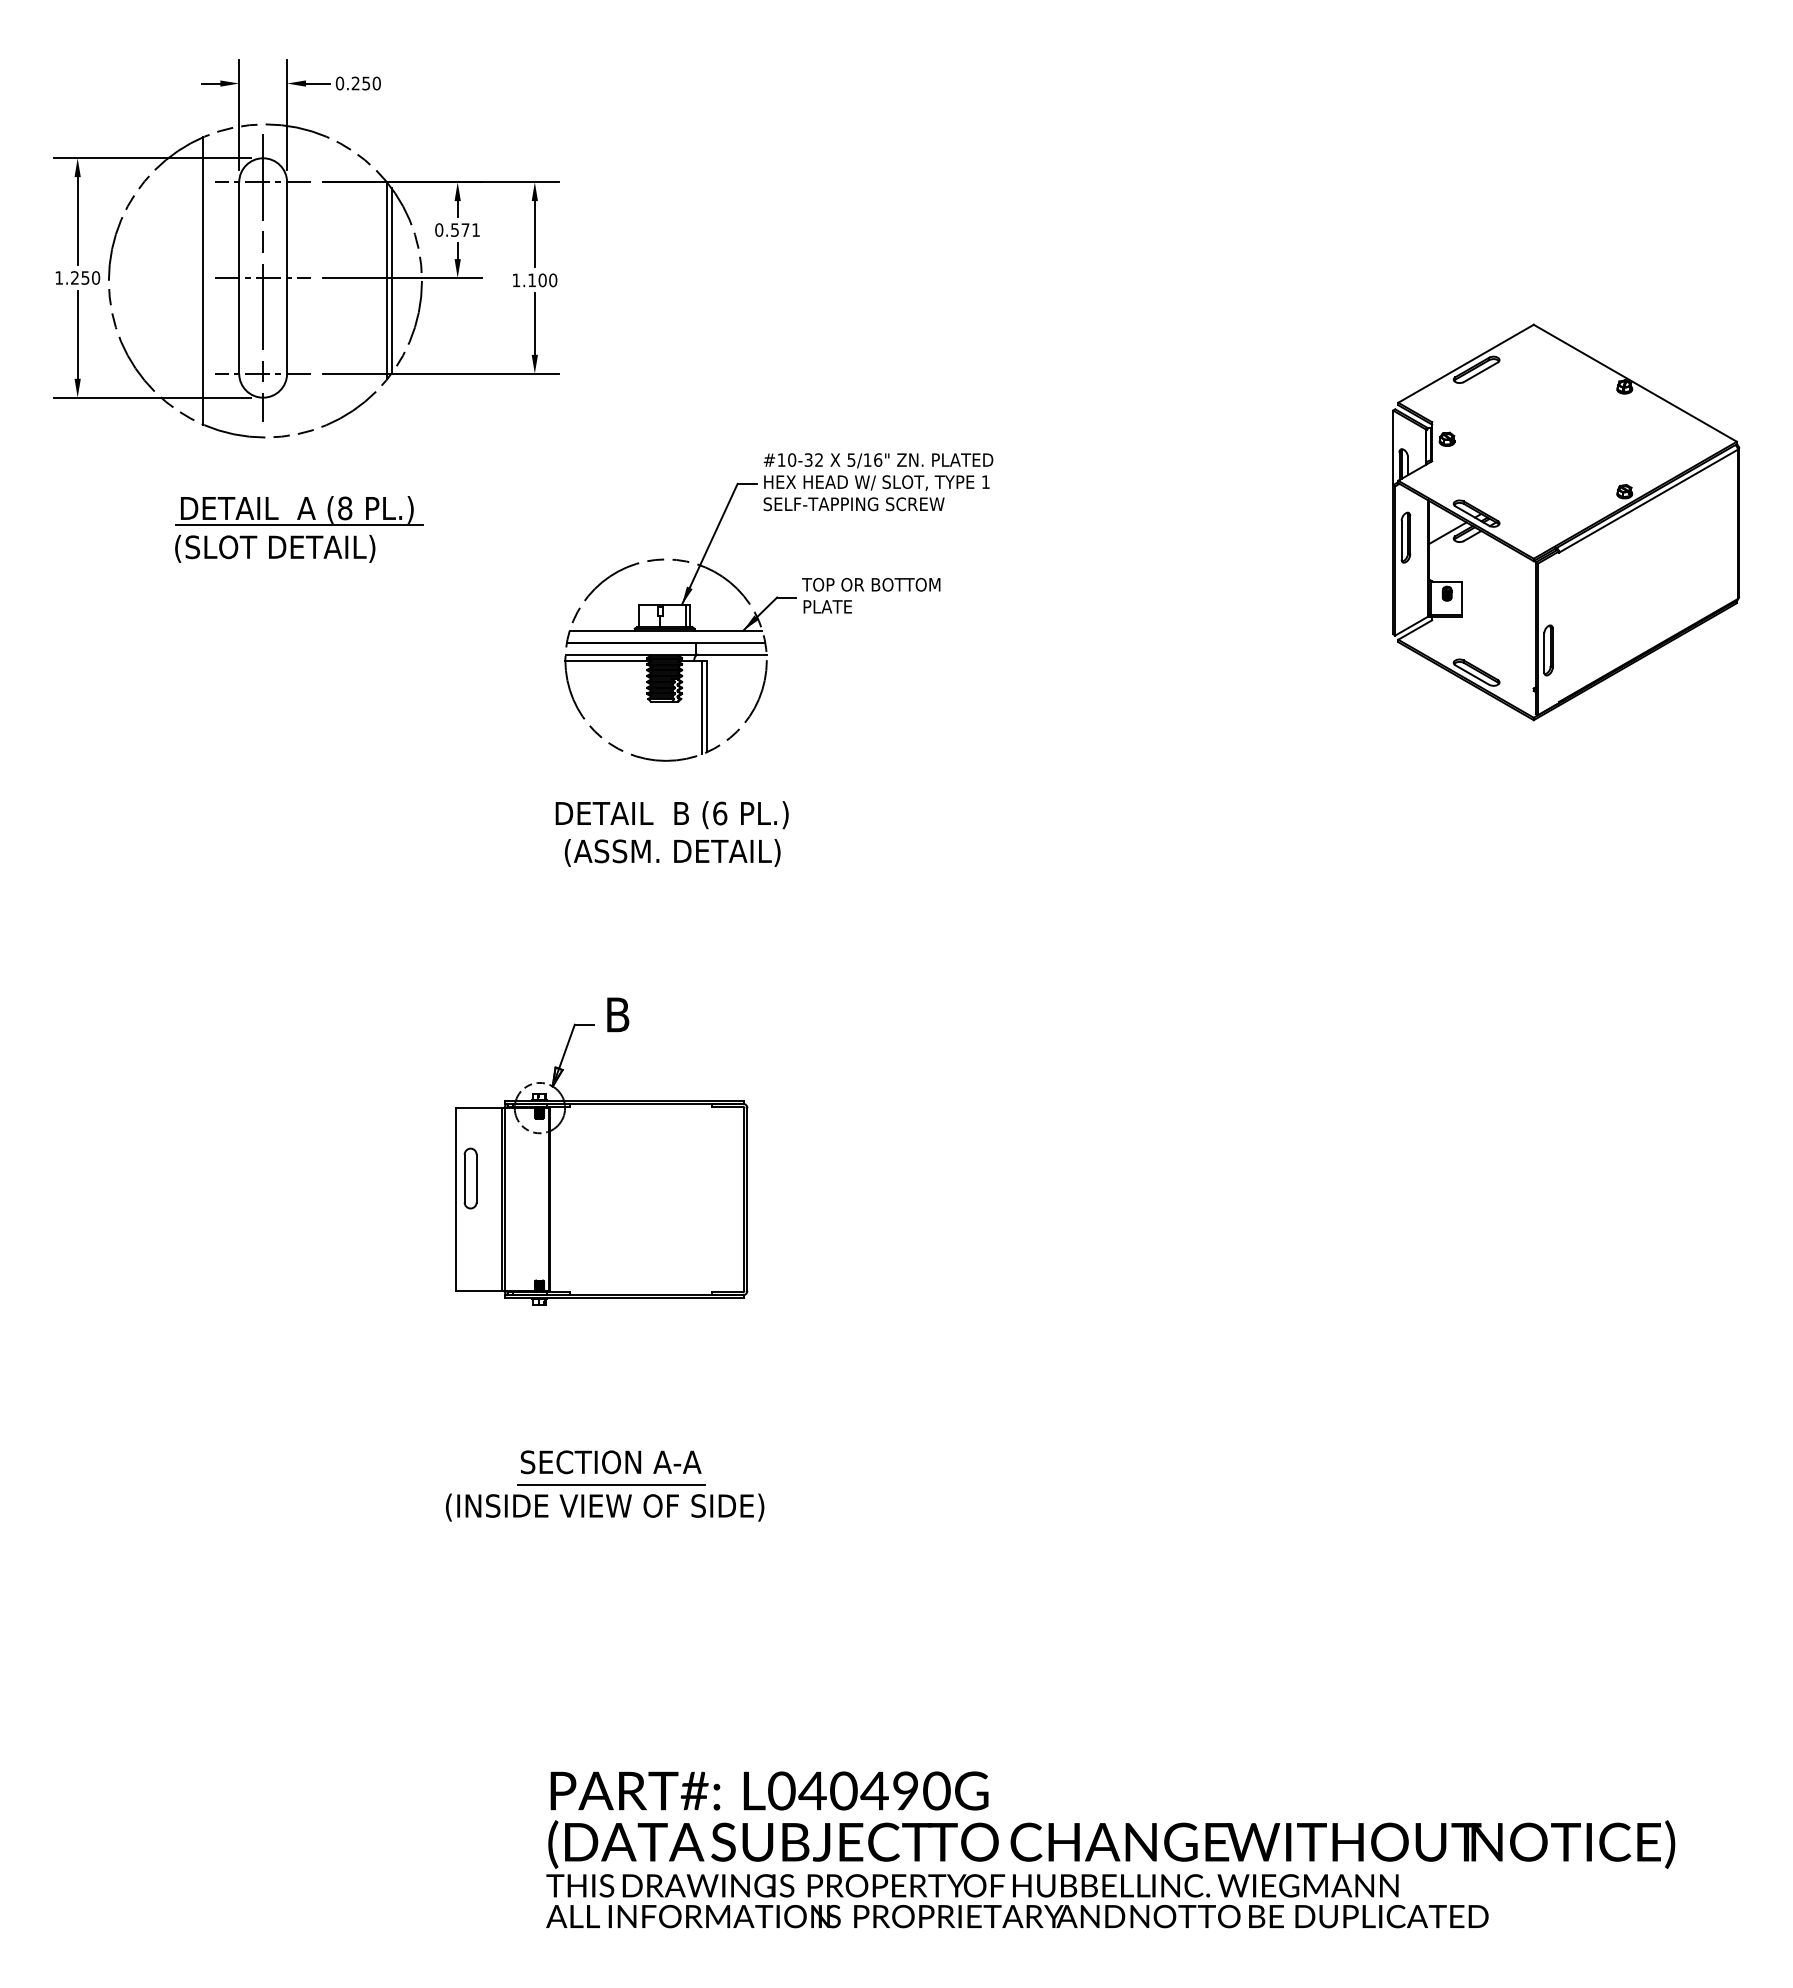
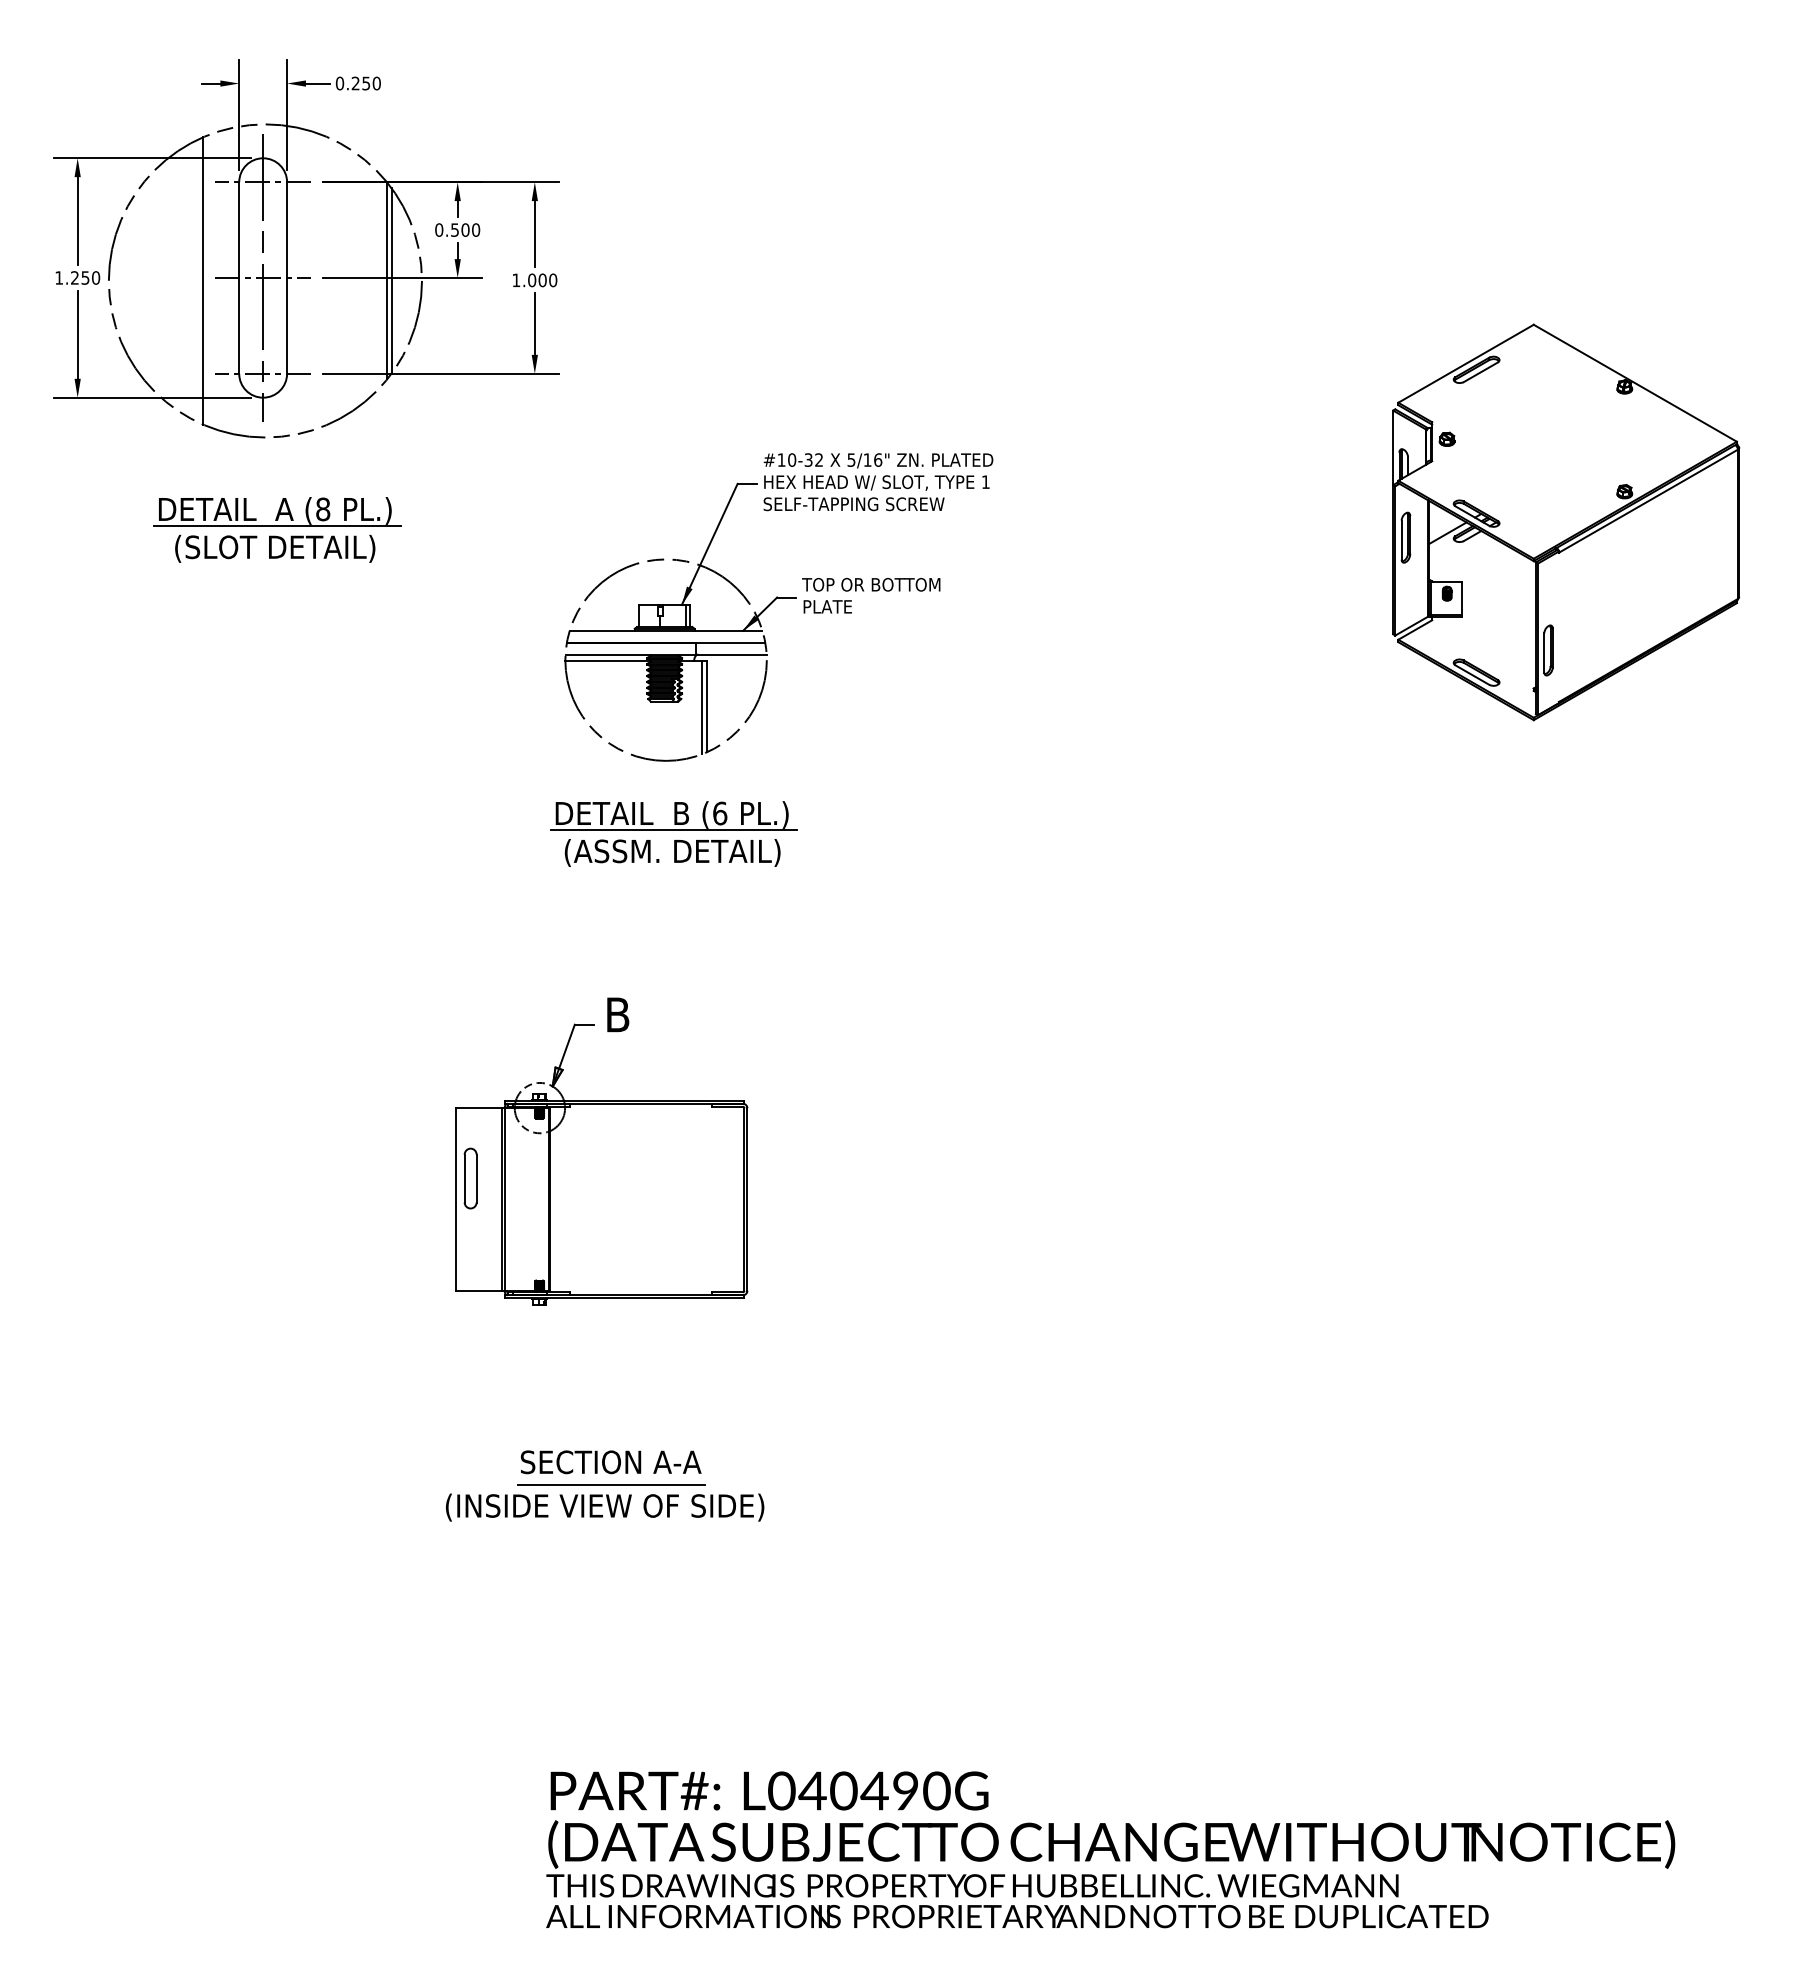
text: 0.571 -> 0.500 (470, 229)
text: 1.100 -> 1.000 (532, 280)
part position: (299, 510) -> (277, 511) (277, 511)
line: none -> present (673, 830)
